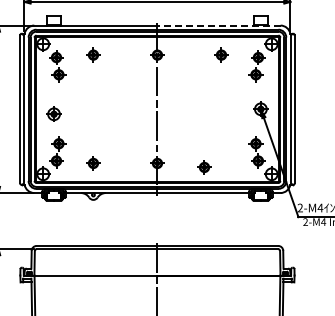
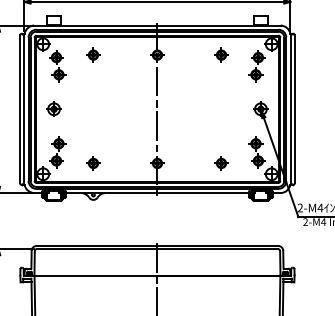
line: dashed -> solid (219, 25)
part position: (53, 113) -> (53, 108) (53, 108)
part position: (204, 167) -> (221, 163) (221, 163)
